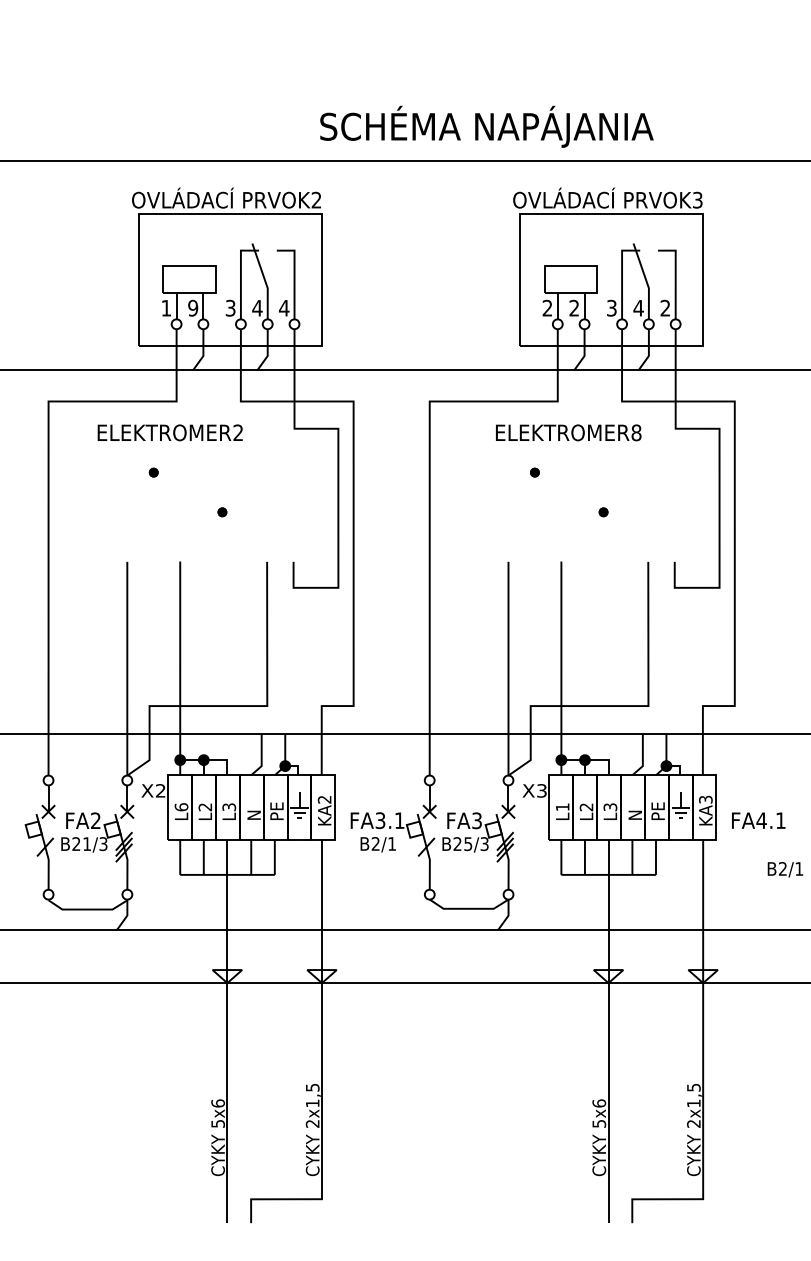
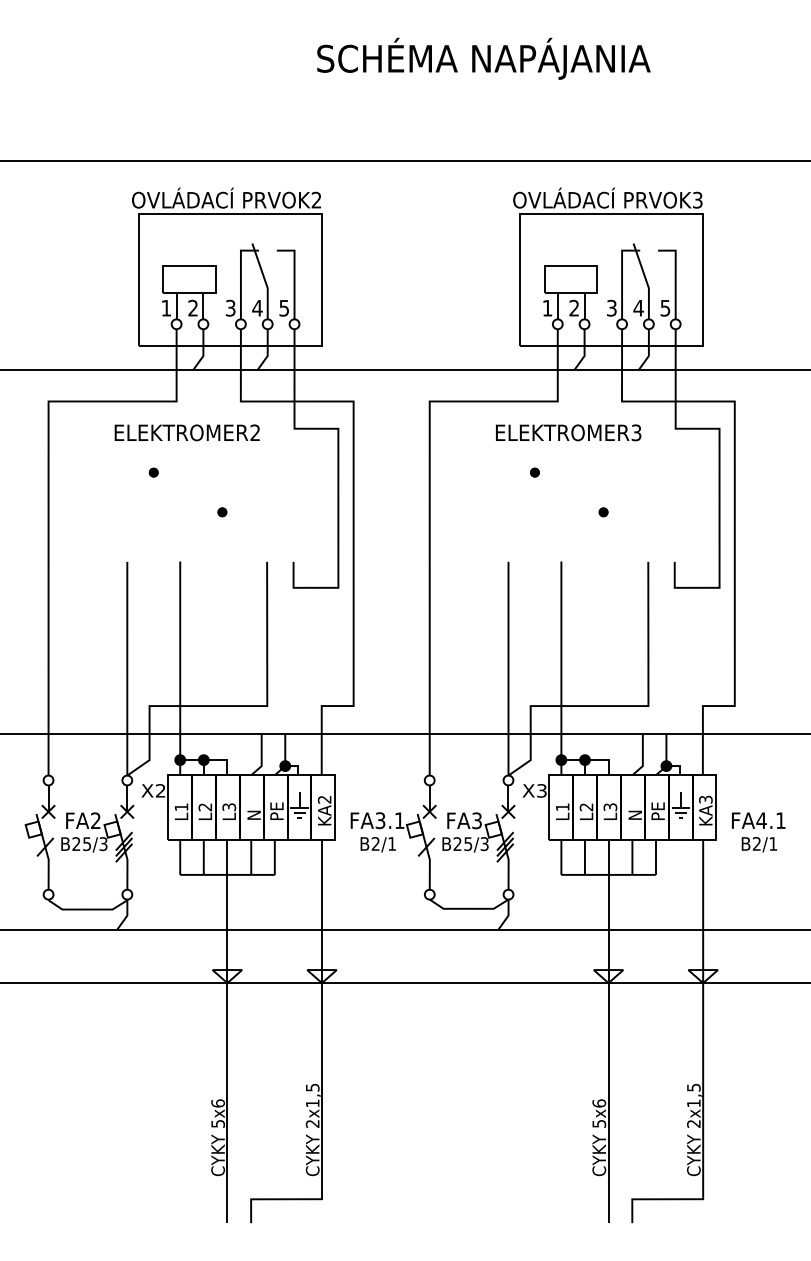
text position: (486, 126) -> (483, 58) (483, 58)
text: 2 -> 1 (547, 307)
text: 2 -> 5 (665, 307)
text: 9 -> 2 (193, 308)
text: 4 -> 5 (284, 308)
text position: (169, 432) -> (186, 432) (186, 432)
text: ELEKTROMER8 -> ELEKTROMER3 (636, 432)
text: L6 -> L1 (181, 807)
text: B21/3 -> B25/3 (86, 844)
text position: (785, 869) -> (759, 844) (759, 844)
